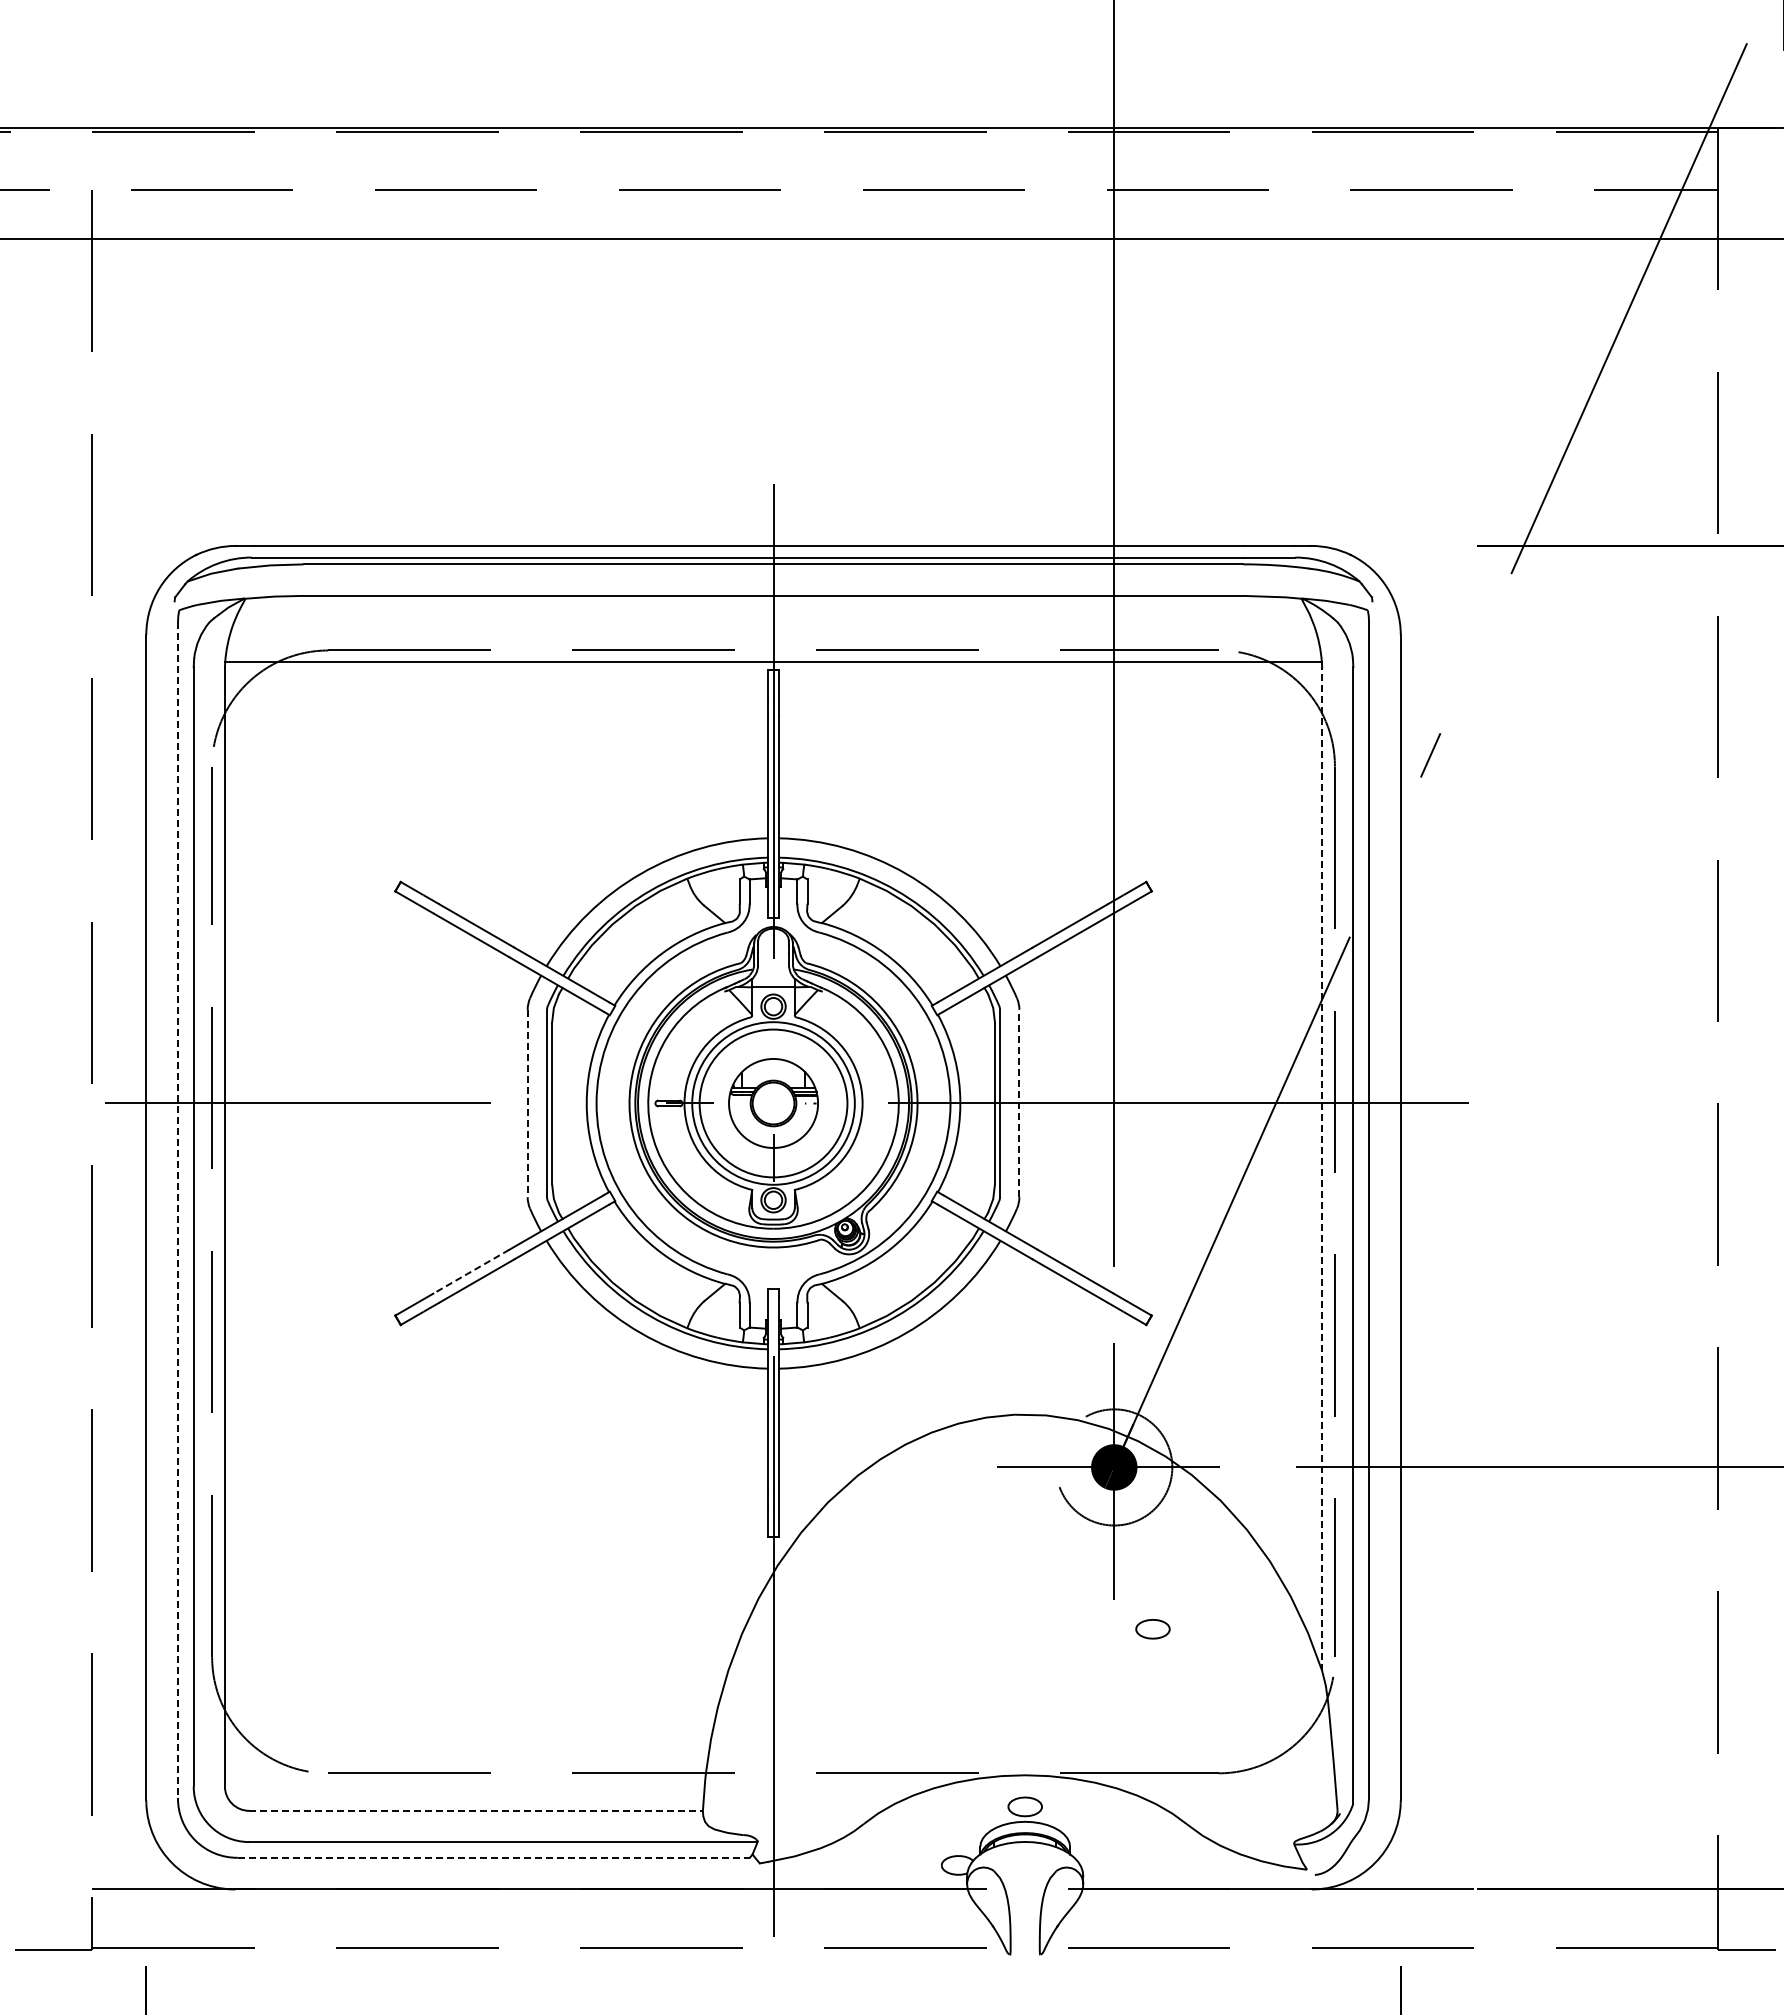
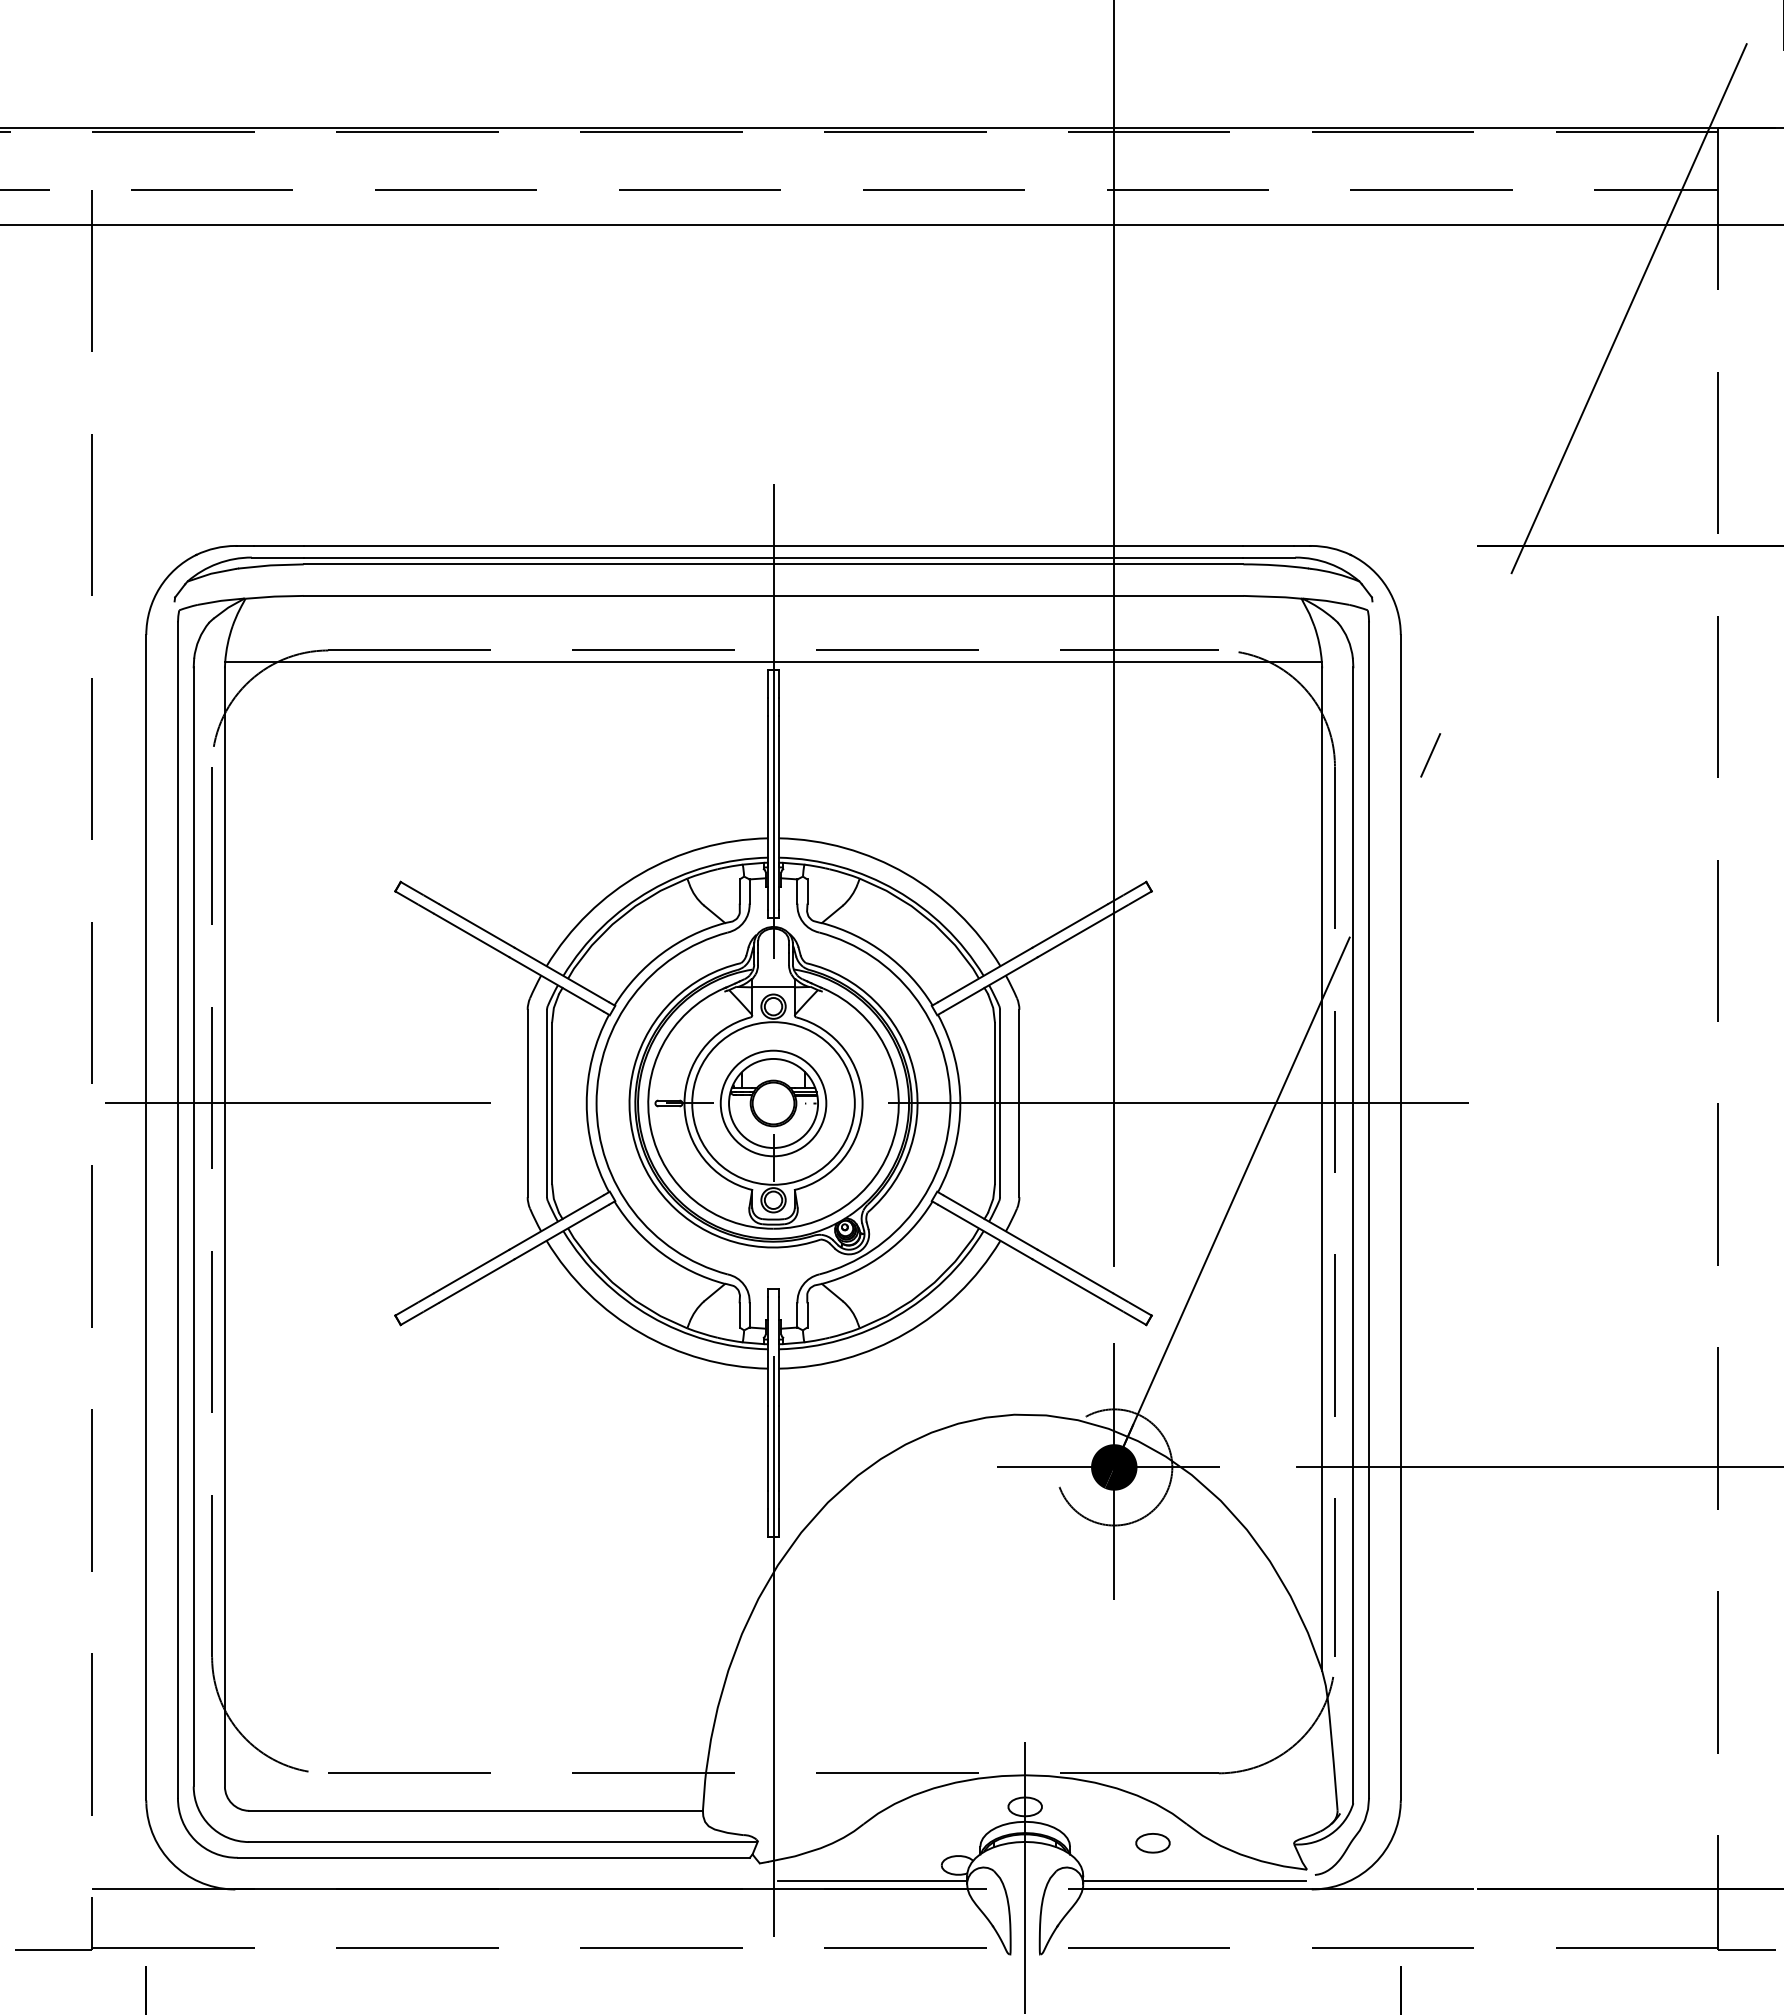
line position: (891, 238) -> (891, 224) (891, 224)
line: dashed -> solid (527, 1103)
circle diameter: 148 px -> 106 px (773, 1103)
line: dashed -> solid (1019, 1103)
line: dashed -> solid (1322, 1169)
line: dashed -> solid (177, 1210)
line: dashed -> solid (471, 1271)
part position: (1152, 1629) -> (1152, 1843) (1152, 1843)
line: dashed -> solid (476, 1810)
line: dashed -> solid (494, 1857)
line: none -> present (1025, 1876)
line: none -> present (872, 1880)
line: none -> present (1194, 1880)
